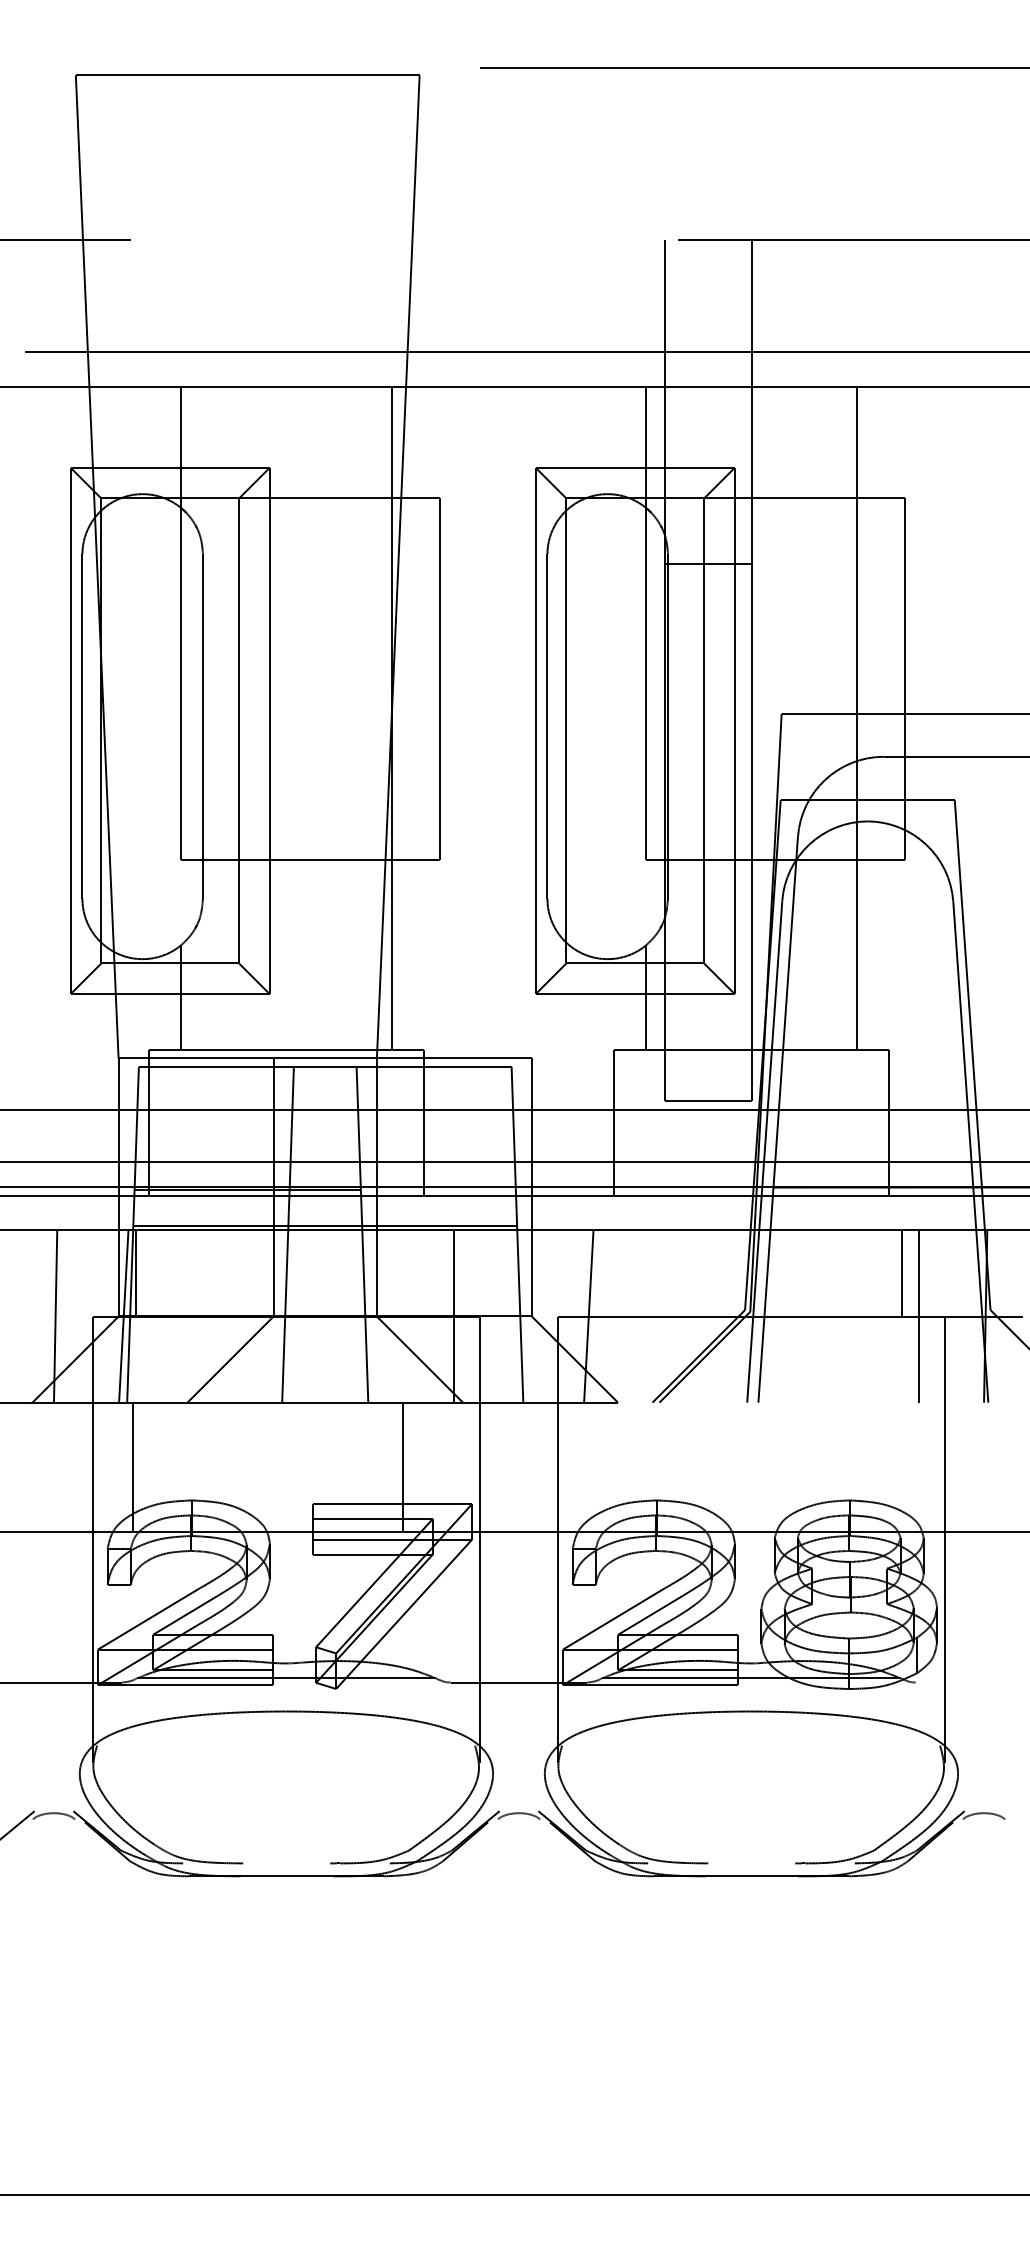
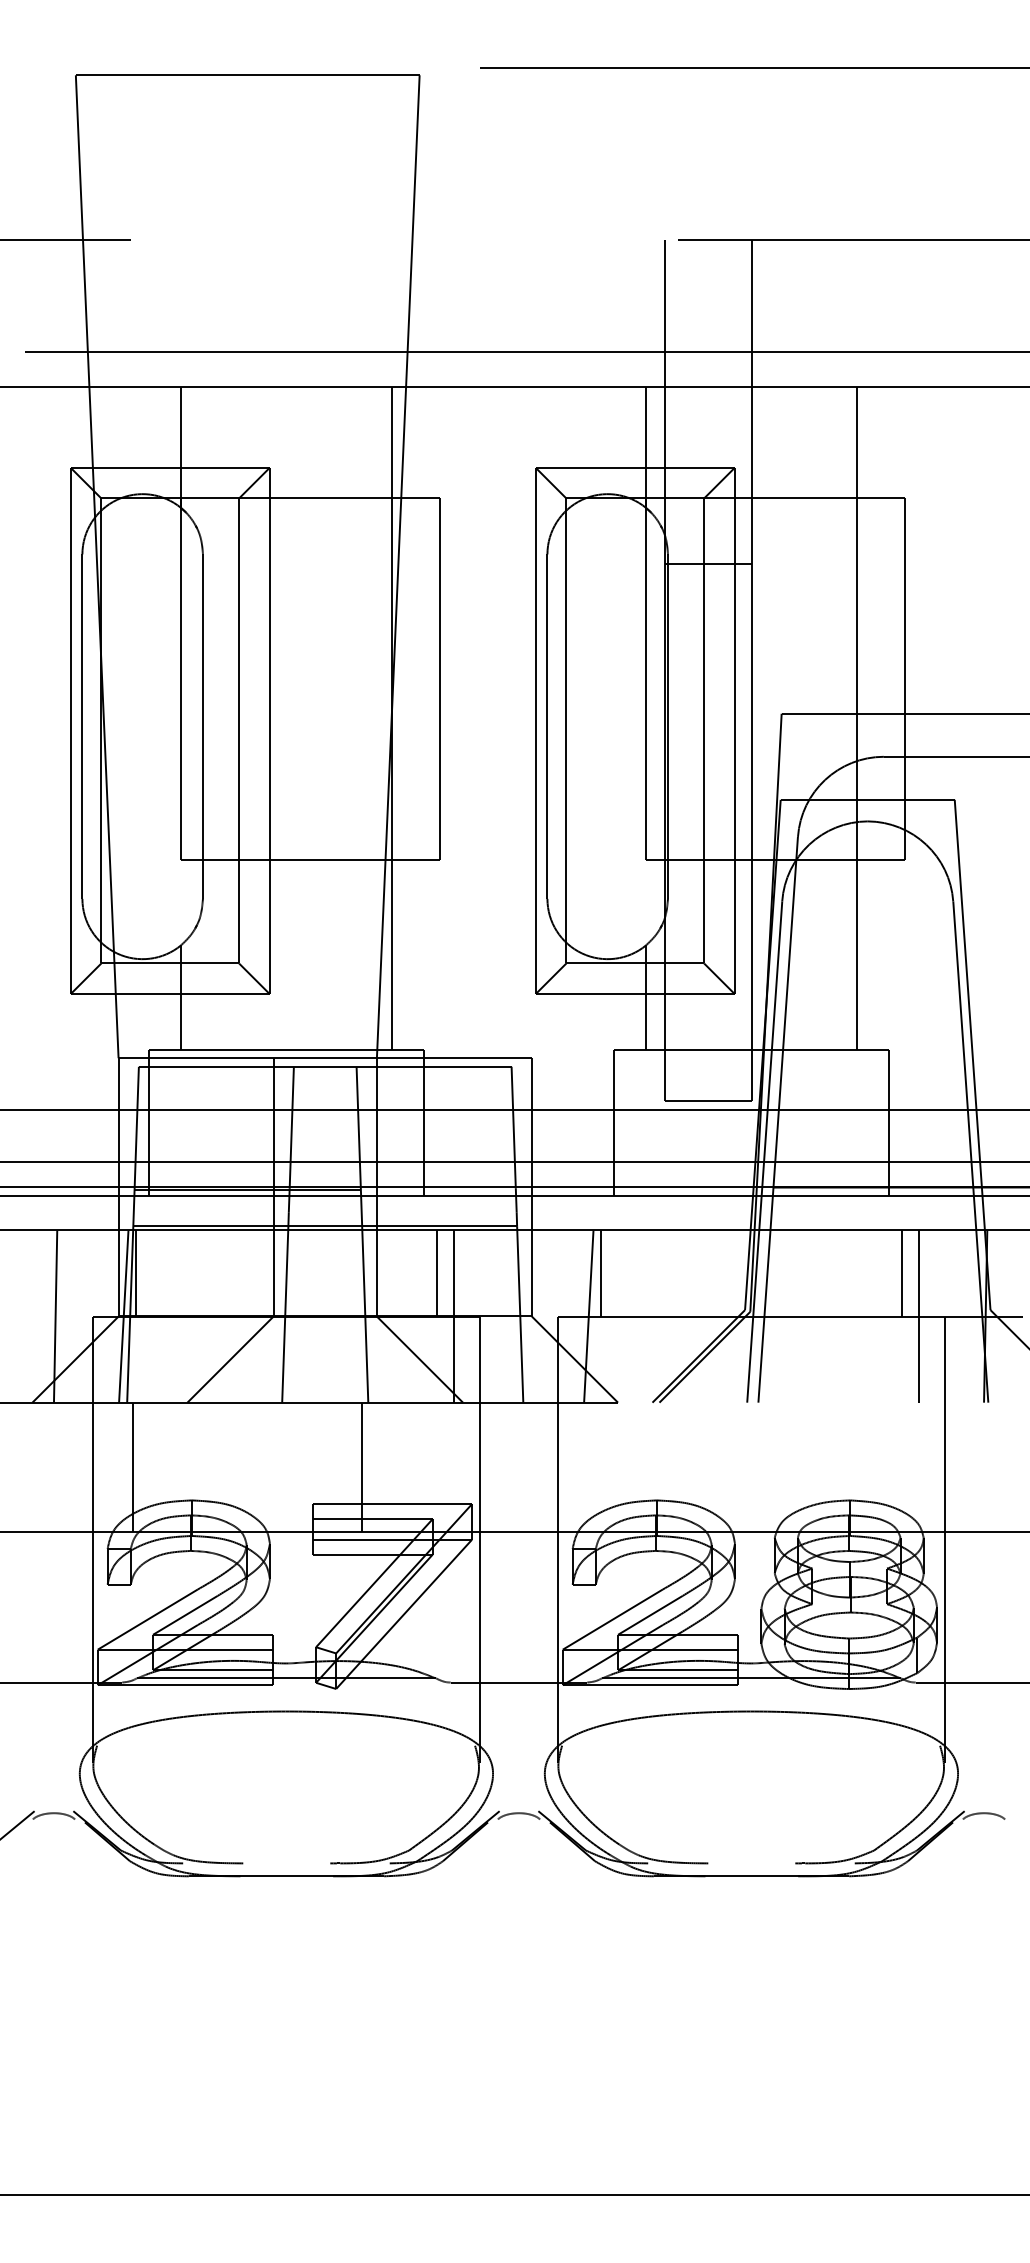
line: none -> present (437, 1273)
line: none -> present (600, 1273)
line position: (403, 1466) -> (362, 1466) (362, 1466)
line: none -> present (970, 1682)
